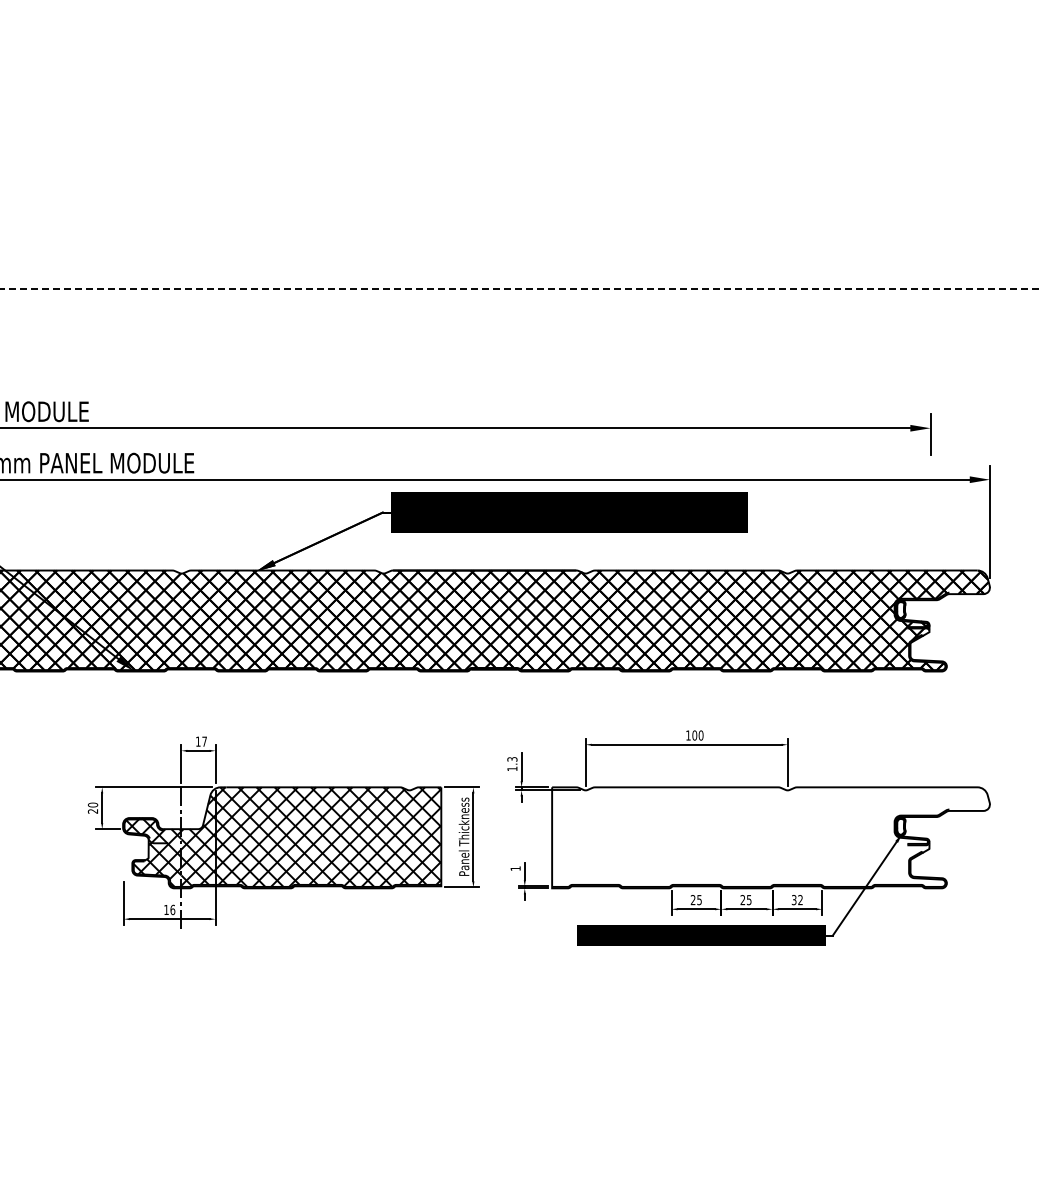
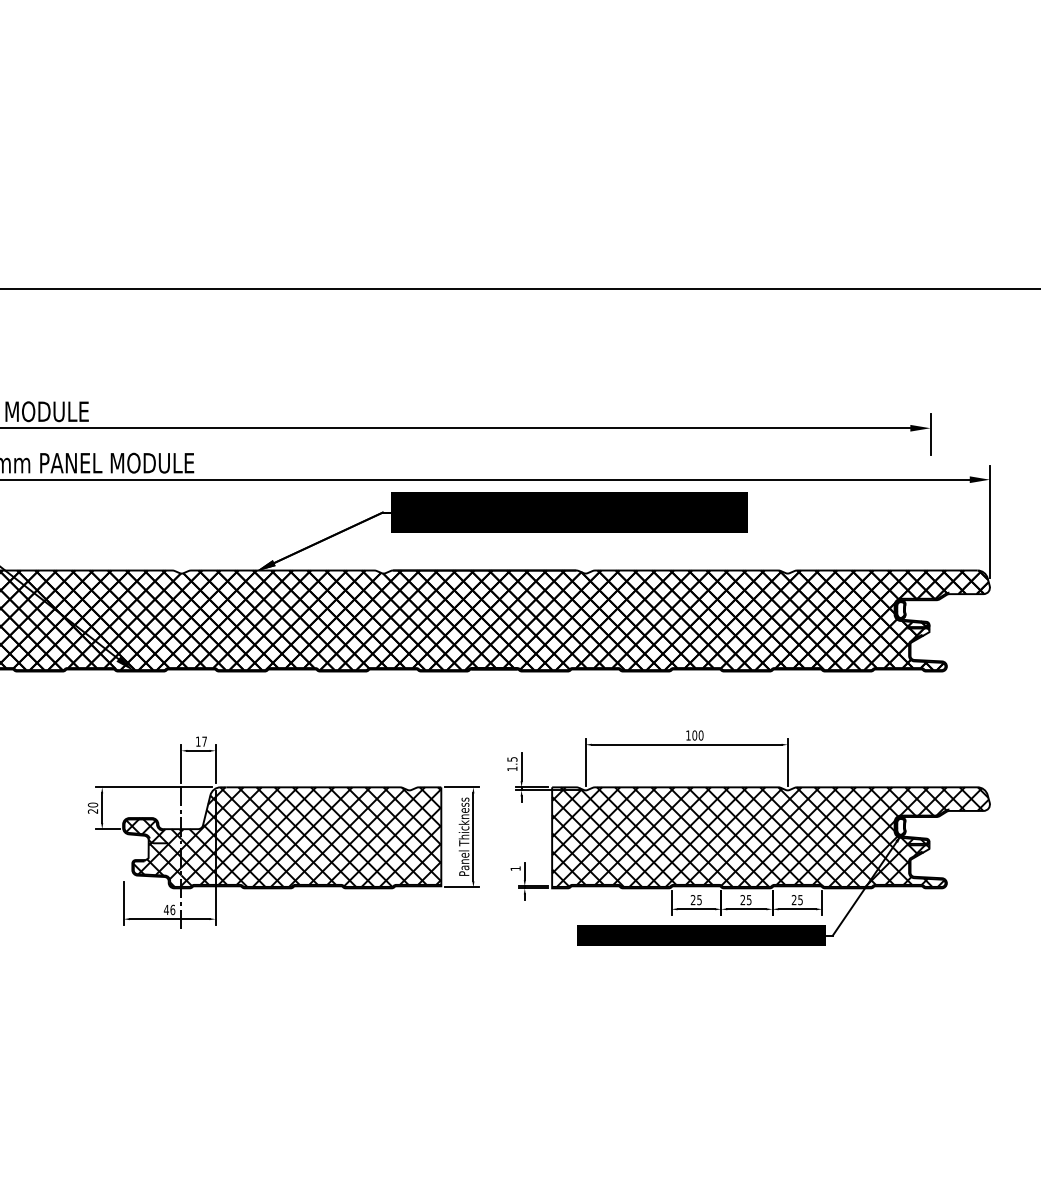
line: dashed -> solid (520, 288)
text: 1.3 -> 1.5 (511, 759)
hatch: none -> present (770, 836)
text: 32 -> 25 (796, 900)
text: 16 -> 46 (166, 909)
